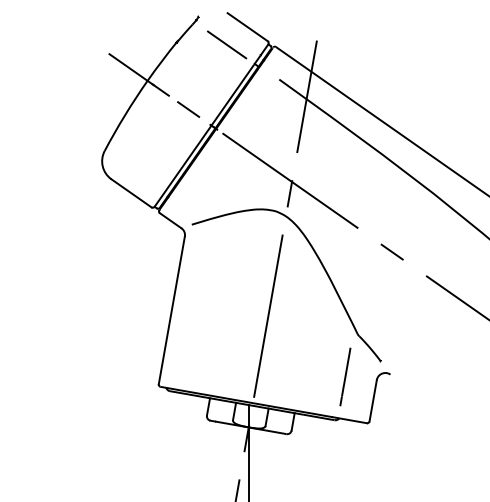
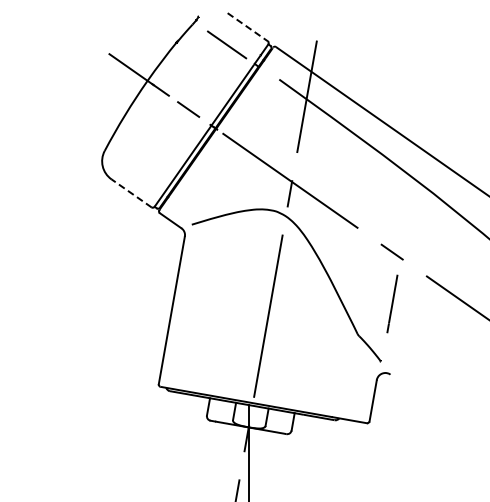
line: solid -> dashed (247, 27)
line: solid -> dashed (131, 193)
line position: (345, 376) -> (392, 303) (392, 303)
